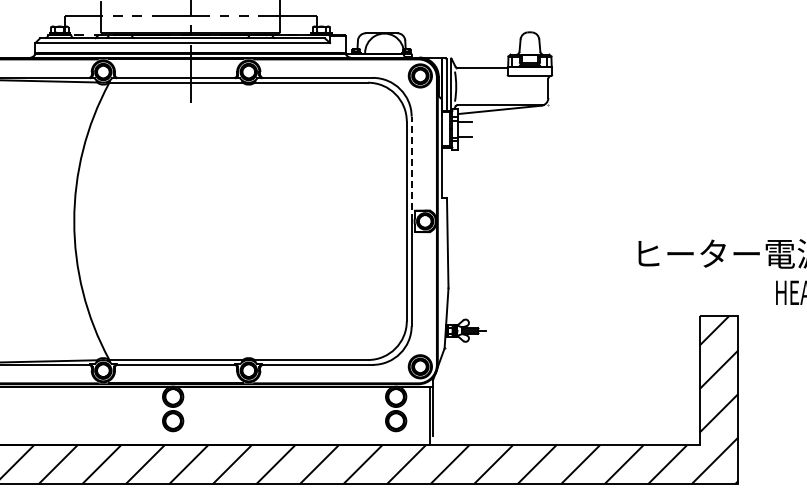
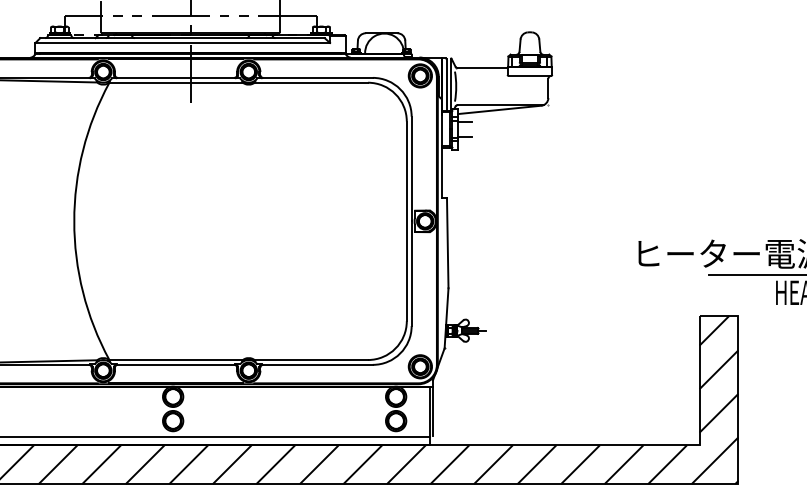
line: dashed -> solid (411, 168)
line: none -> present (756, 274)
line: none -> present (216, 436)
